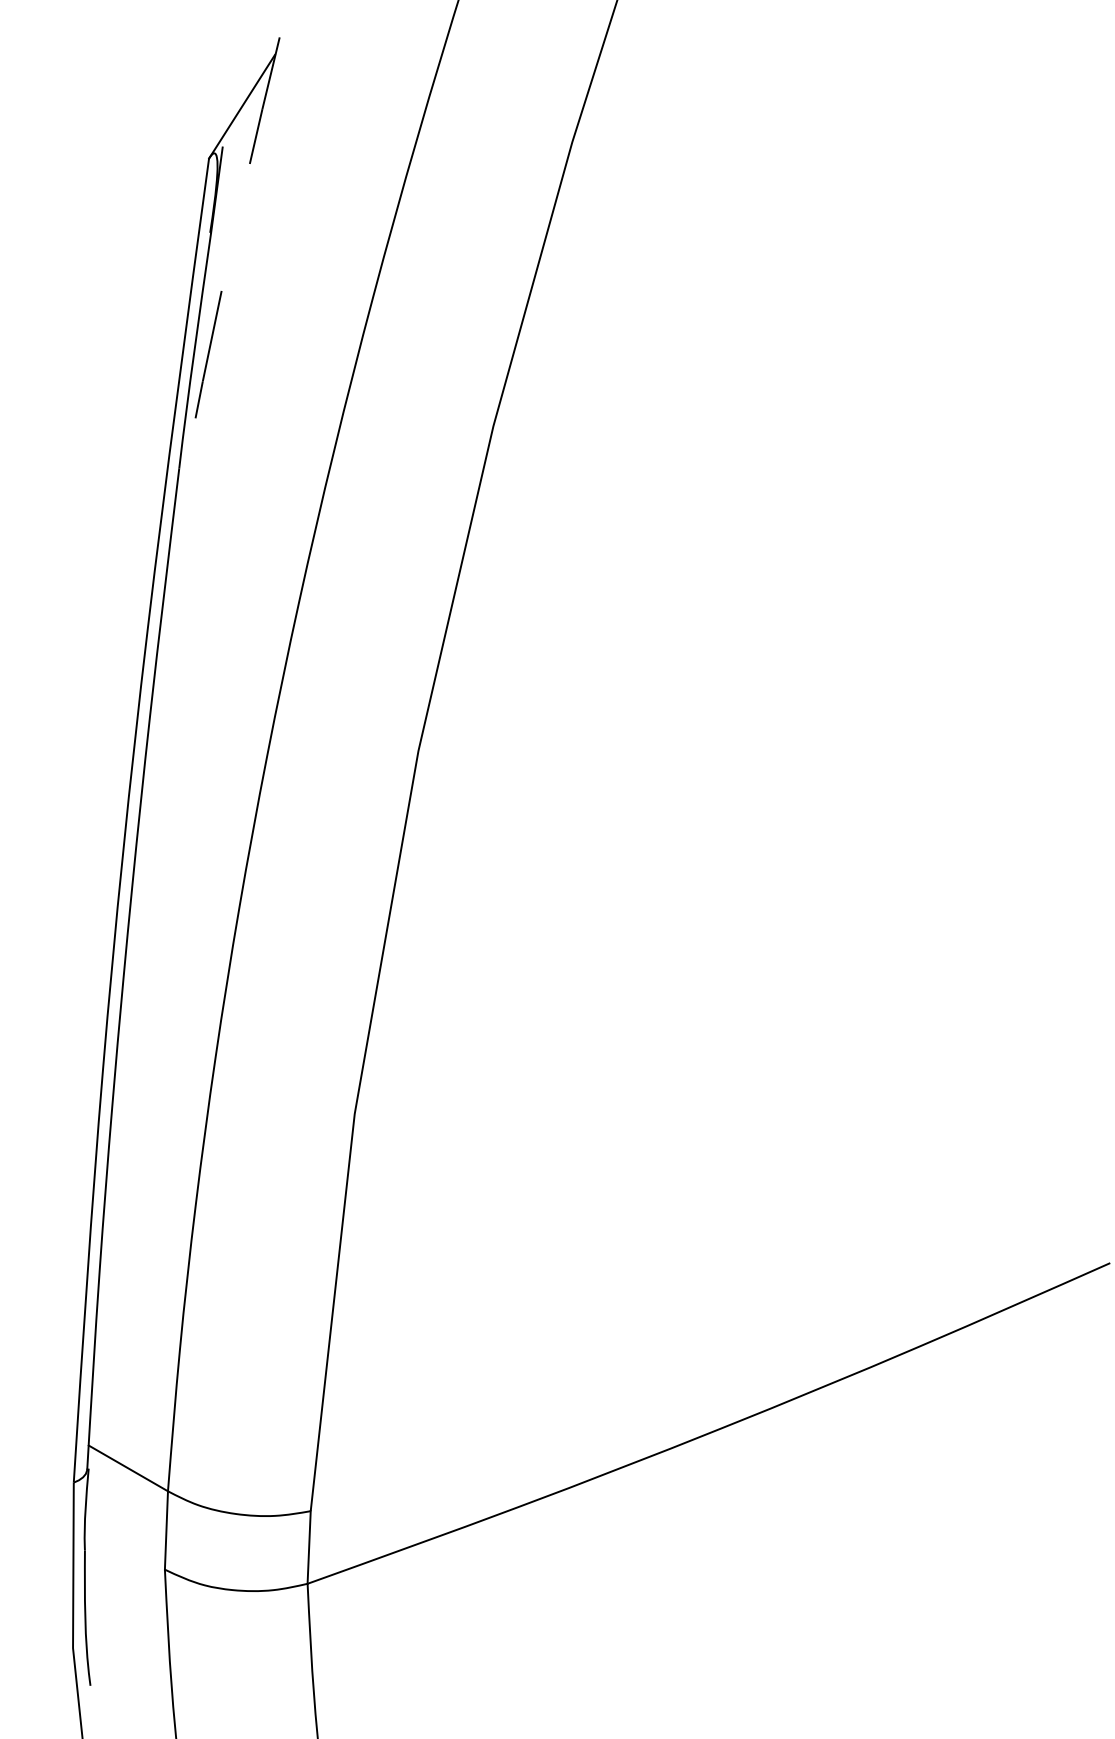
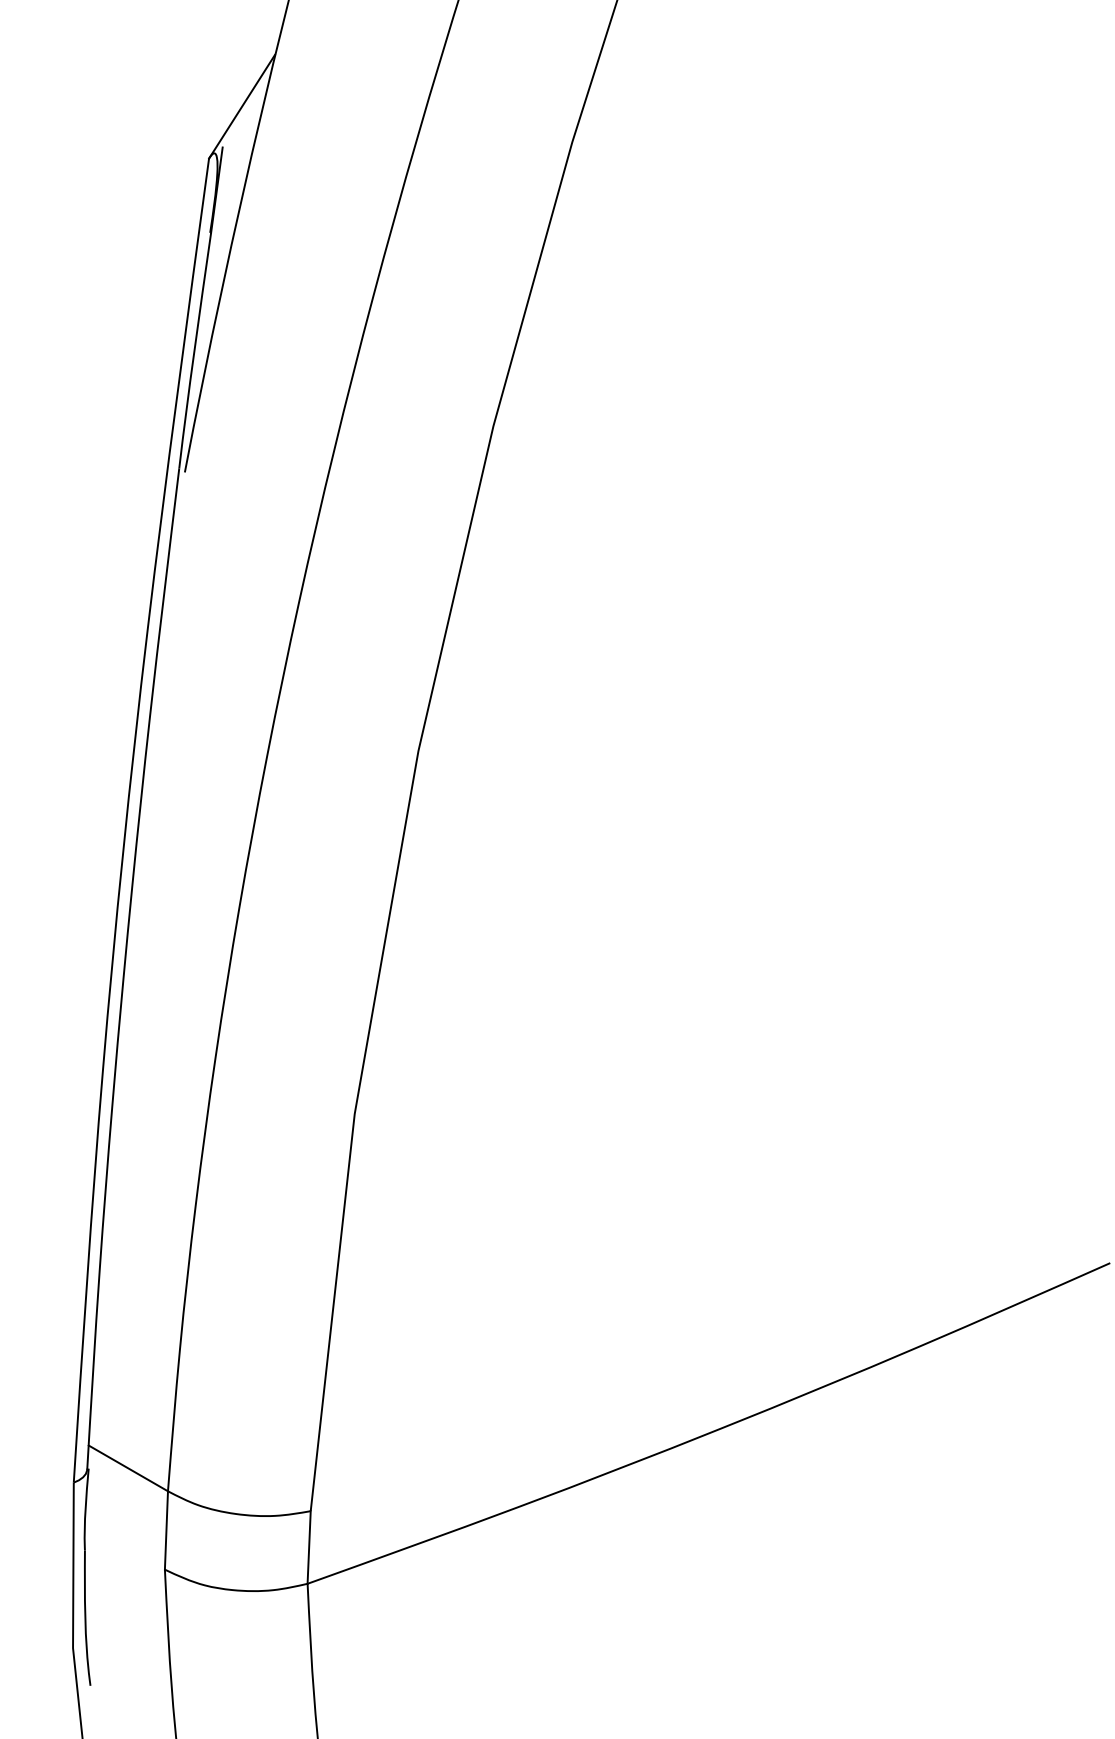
arc: dashed -> solid (233, 235)
